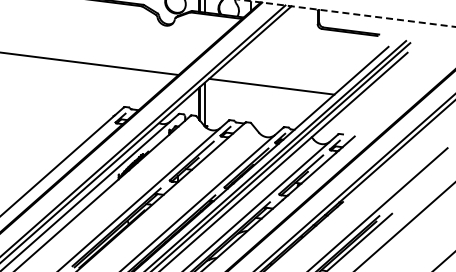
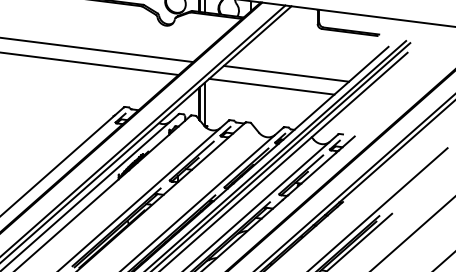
line: dashed -> solid (348, 13)
line: none -> present (97, 50)
line: none -> present (286, 73)
line position: (404, 226) -> (412, 233) (412, 233)
